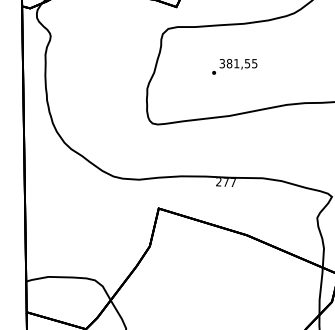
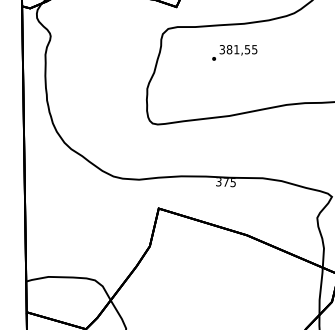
text position: (234, 66) -> (234, 52) (234, 52)
text: 277 -> 375 (225, 182)
